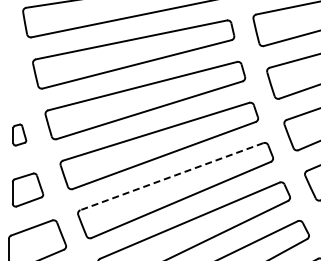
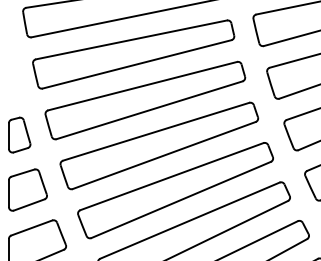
part size: 16x24 px -> 24x38 px (19, 134)
line: dashed -> solid (171, 176)
part size: 34x36 px -> 40x44 px (27, 189)
